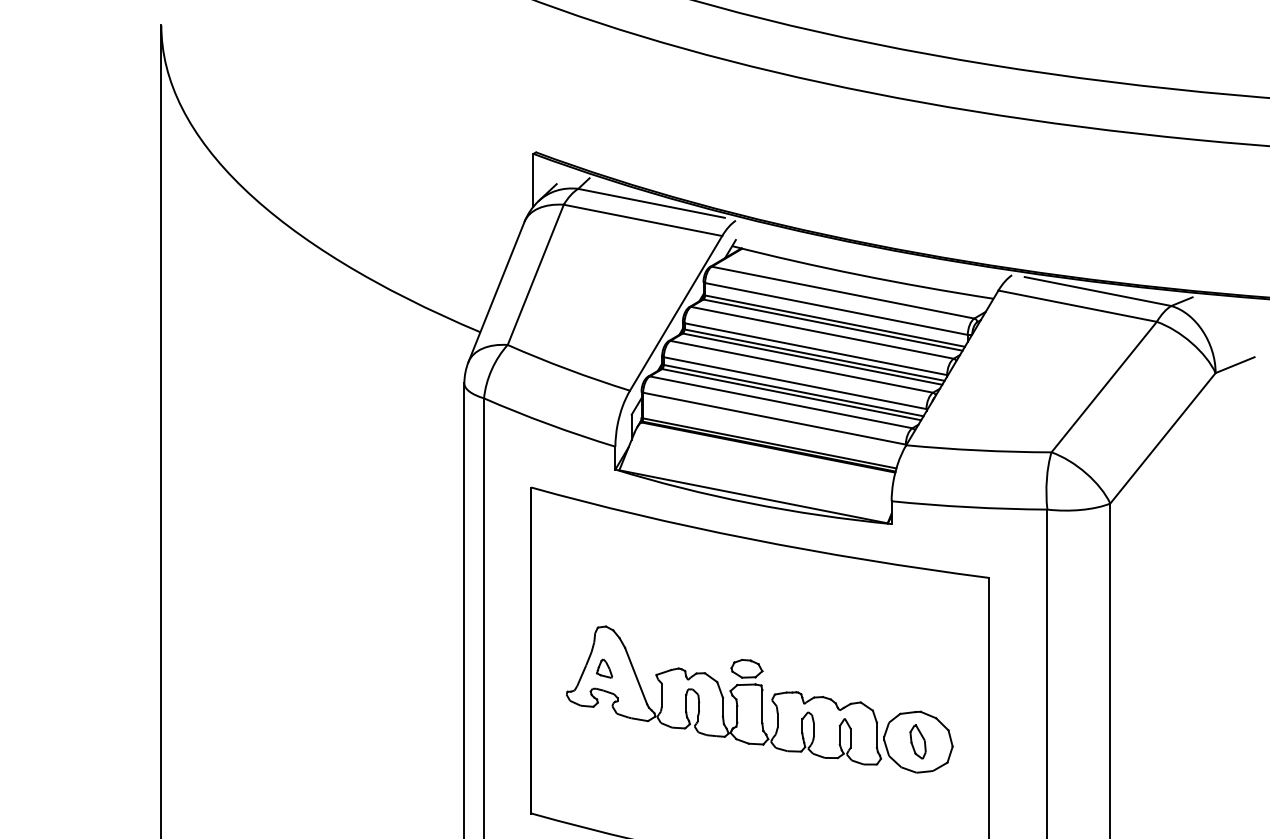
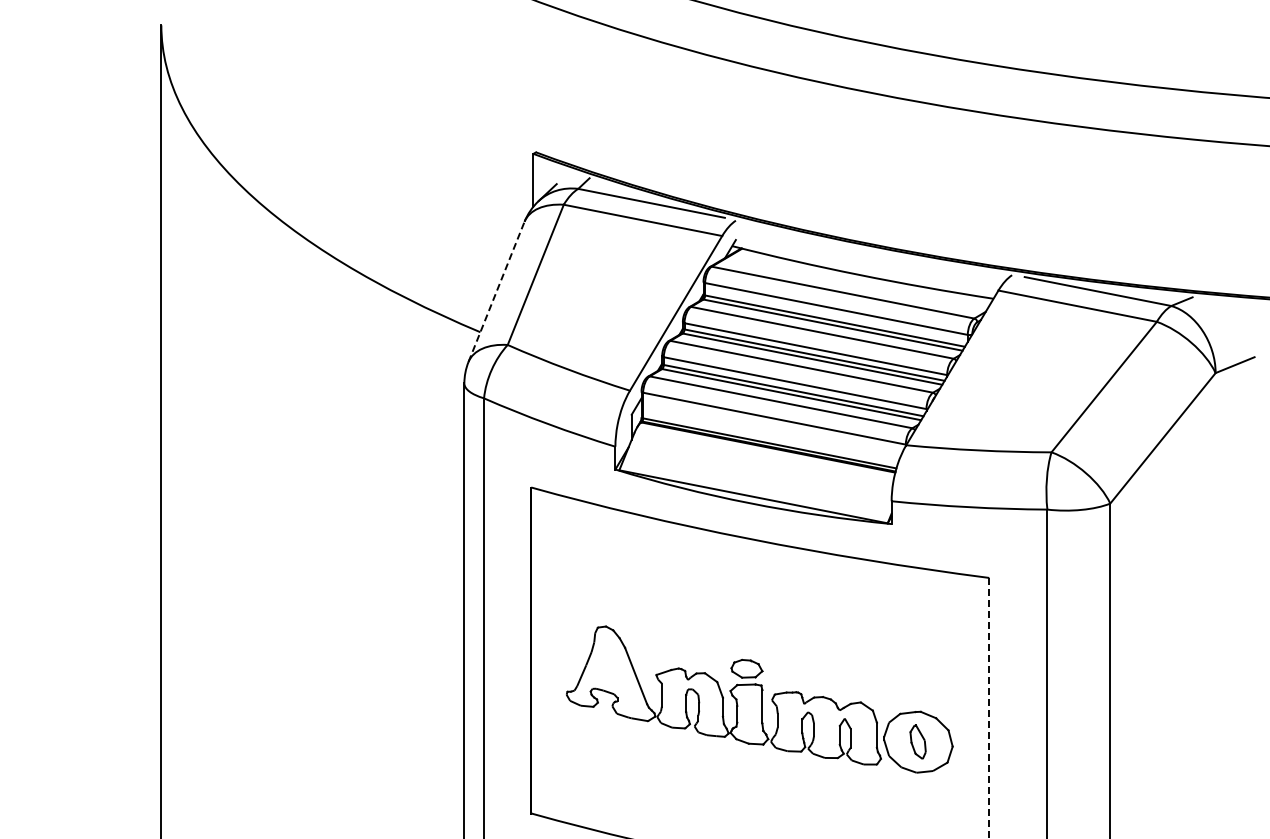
line: solid -> dashed (496, 291)
part: present -> none (604, 668)
line: solid -> dashed (989, 708)
